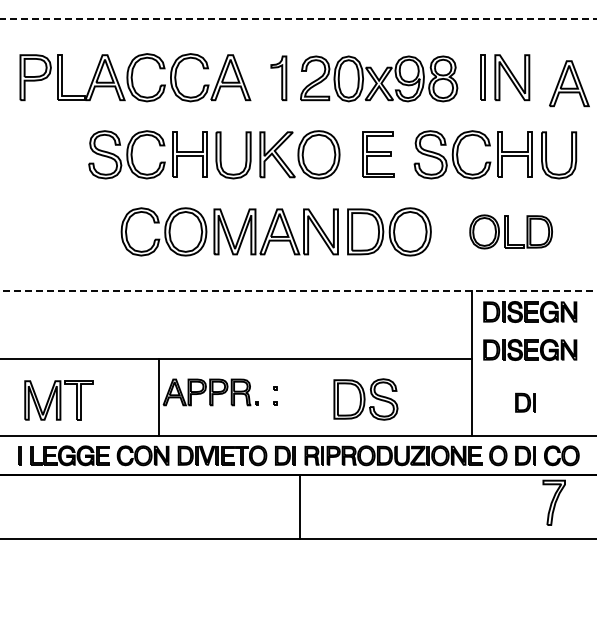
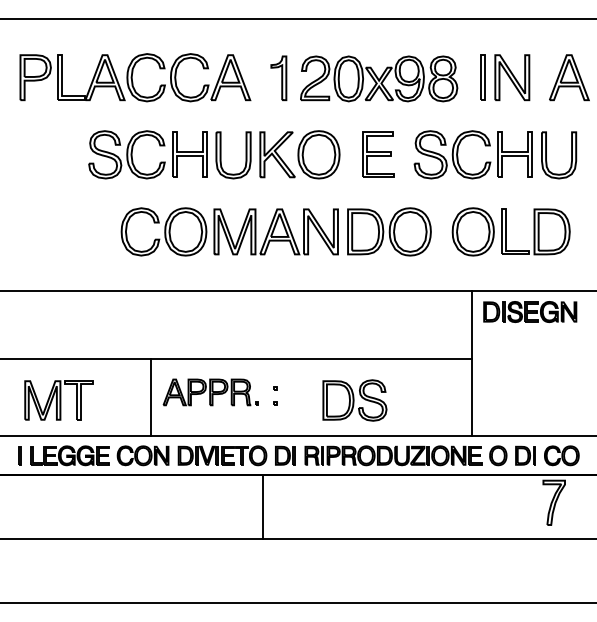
line: dashed -> solid (298, 18)
part position: (569, 83) -> (569, 77) (569, 77)
part size: 84x36 px -> 120x50 px (510, 231)
line: dashed -> solid (298, 291)
part: present -> none (530, 350)
line position: (158, 397) -> (150, 397) (150, 397)
part position: (365, 399) -> (354, 400) (354, 400)
part: present -> none (525, 402)
line position: (300, 506) -> (263, 506) (263, 506)
line: none -> present (297, 603)
